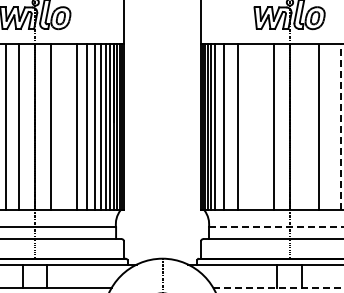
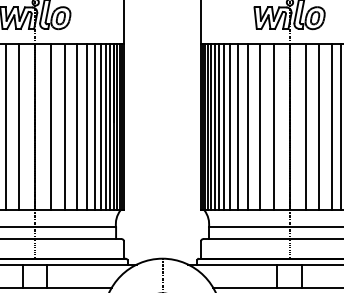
line: none -> present (65, 127)
line: none -> present (219, 127)
line: none -> present (230, 127)
line: none -> present (247, 127)
line: none -> present (259, 127)
line: none -> present (305, 127)
line: none -> present (331, 127)
line: dashed -> solid (341, 127)
line: dashed -> solid (275, 227)
line: dashed -> solid (279, 288)
